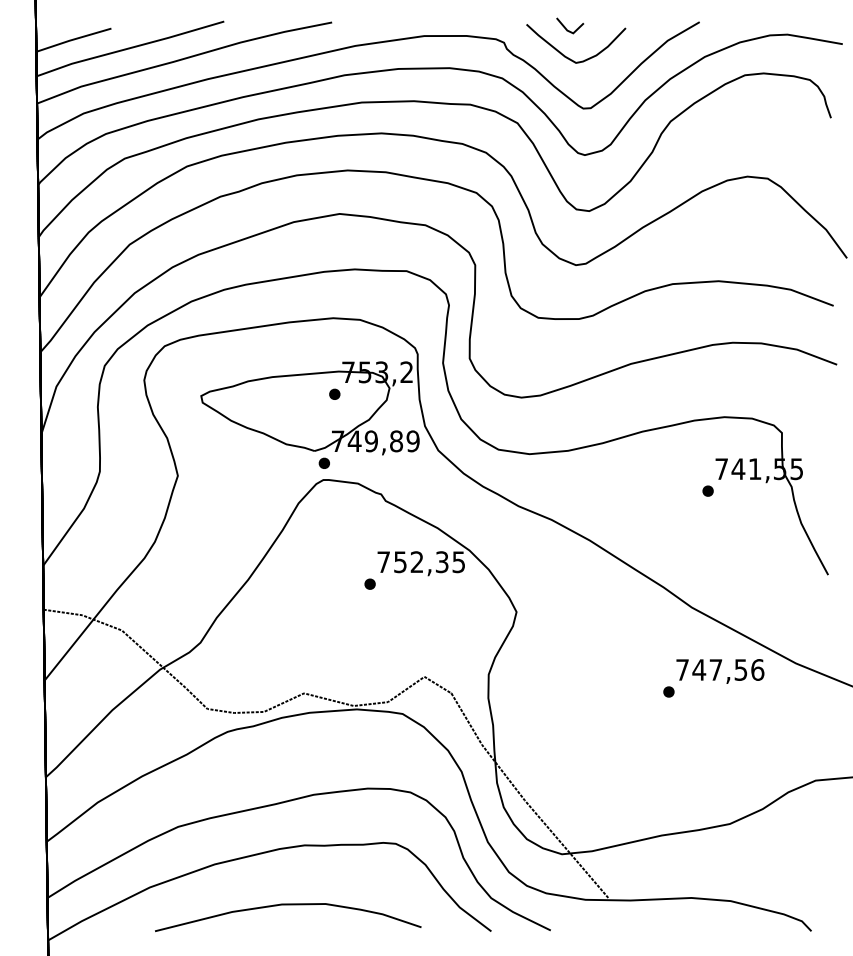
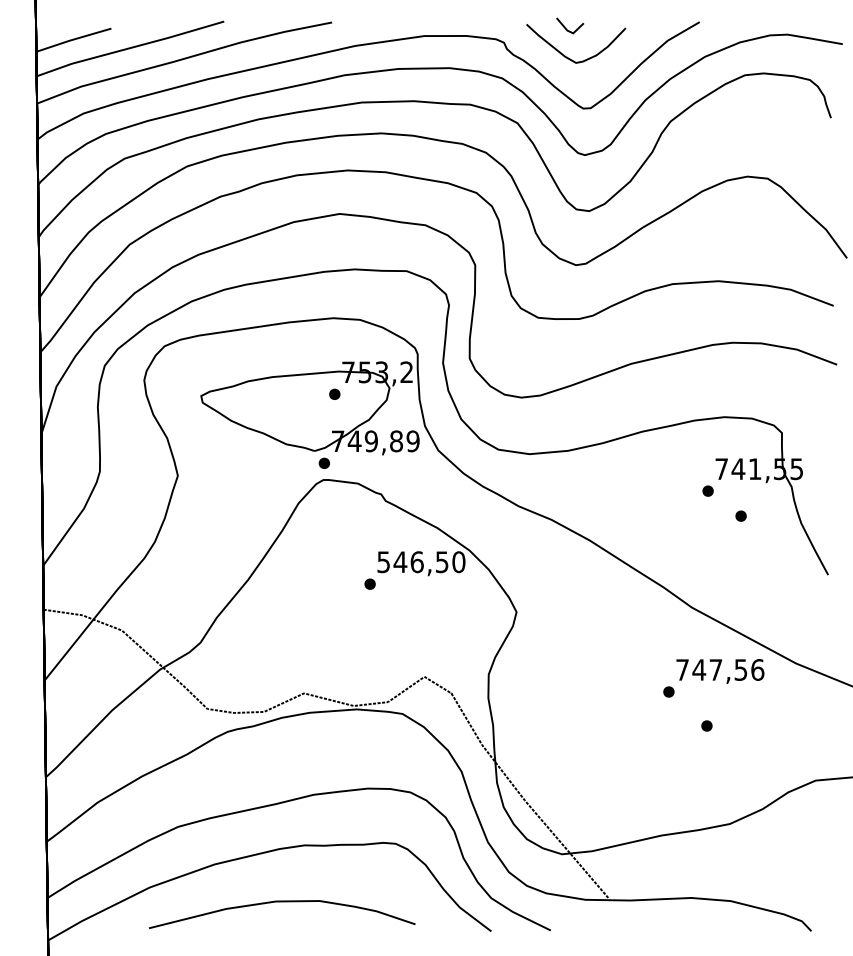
part: none -> present (740, 515)
text: 752,35 -> 546,50 (421, 562)
part: none -> present (706, 725)
part position: (288, 905) -> (282, 902) (282, 902)
